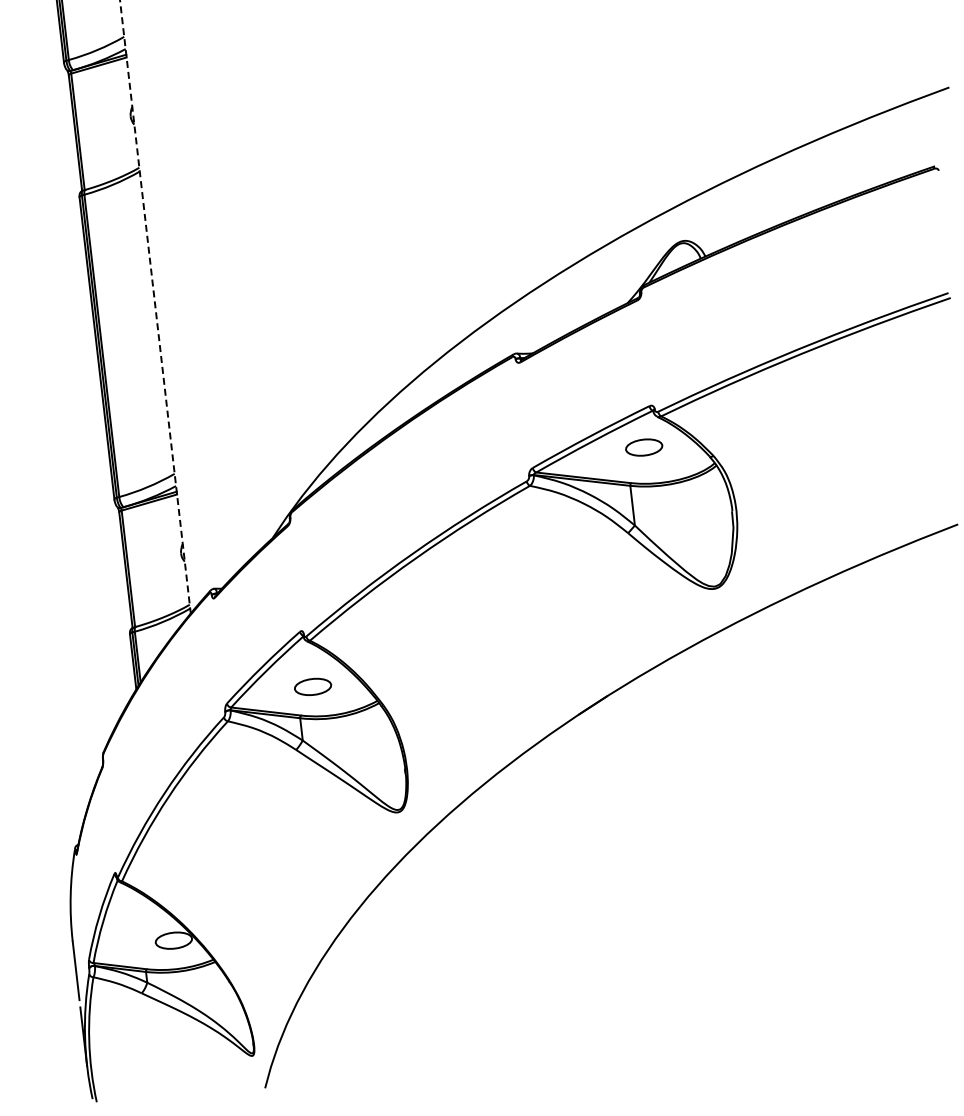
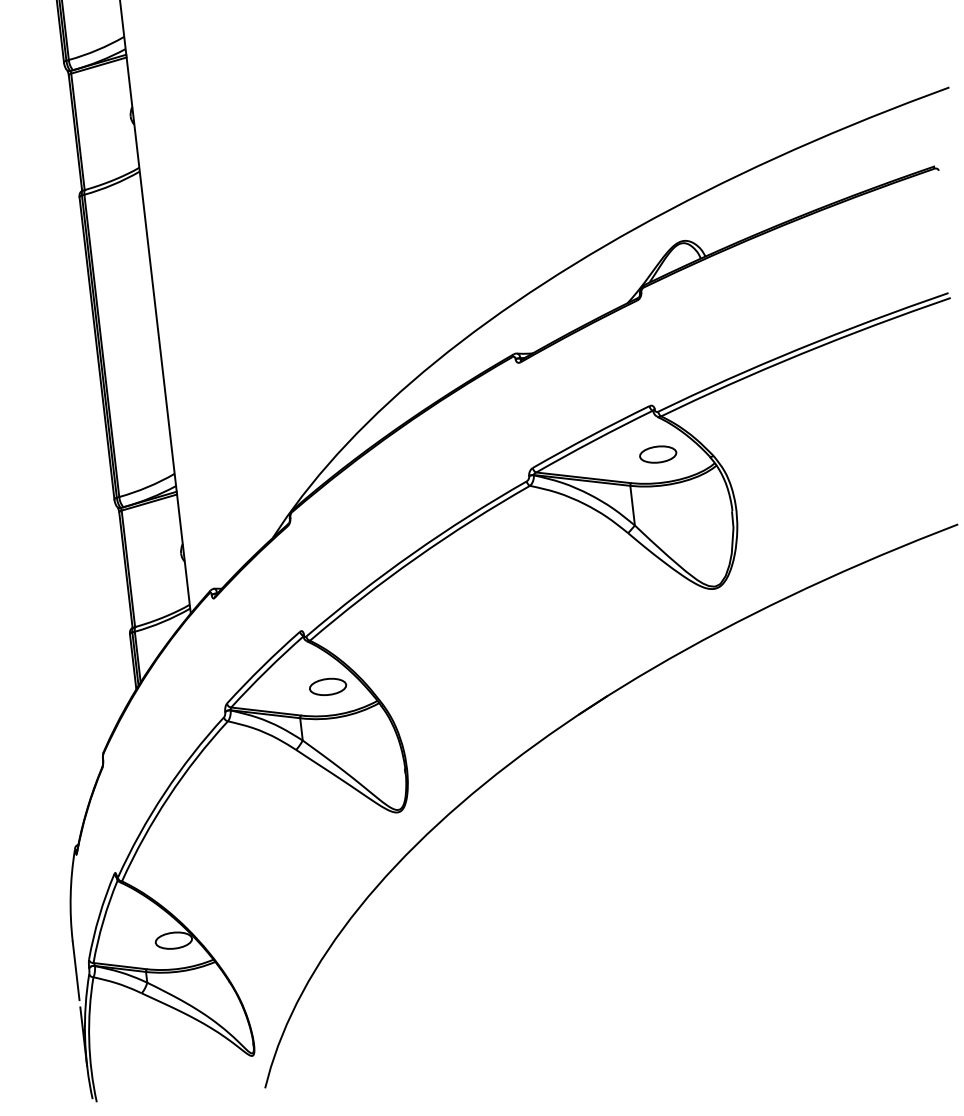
line: dashed -> solid (155, 306)
part position: (644, 447) -> (658, 454) (658, 454)
part position: (313, 686) -> (328, 686) (328, 686)
